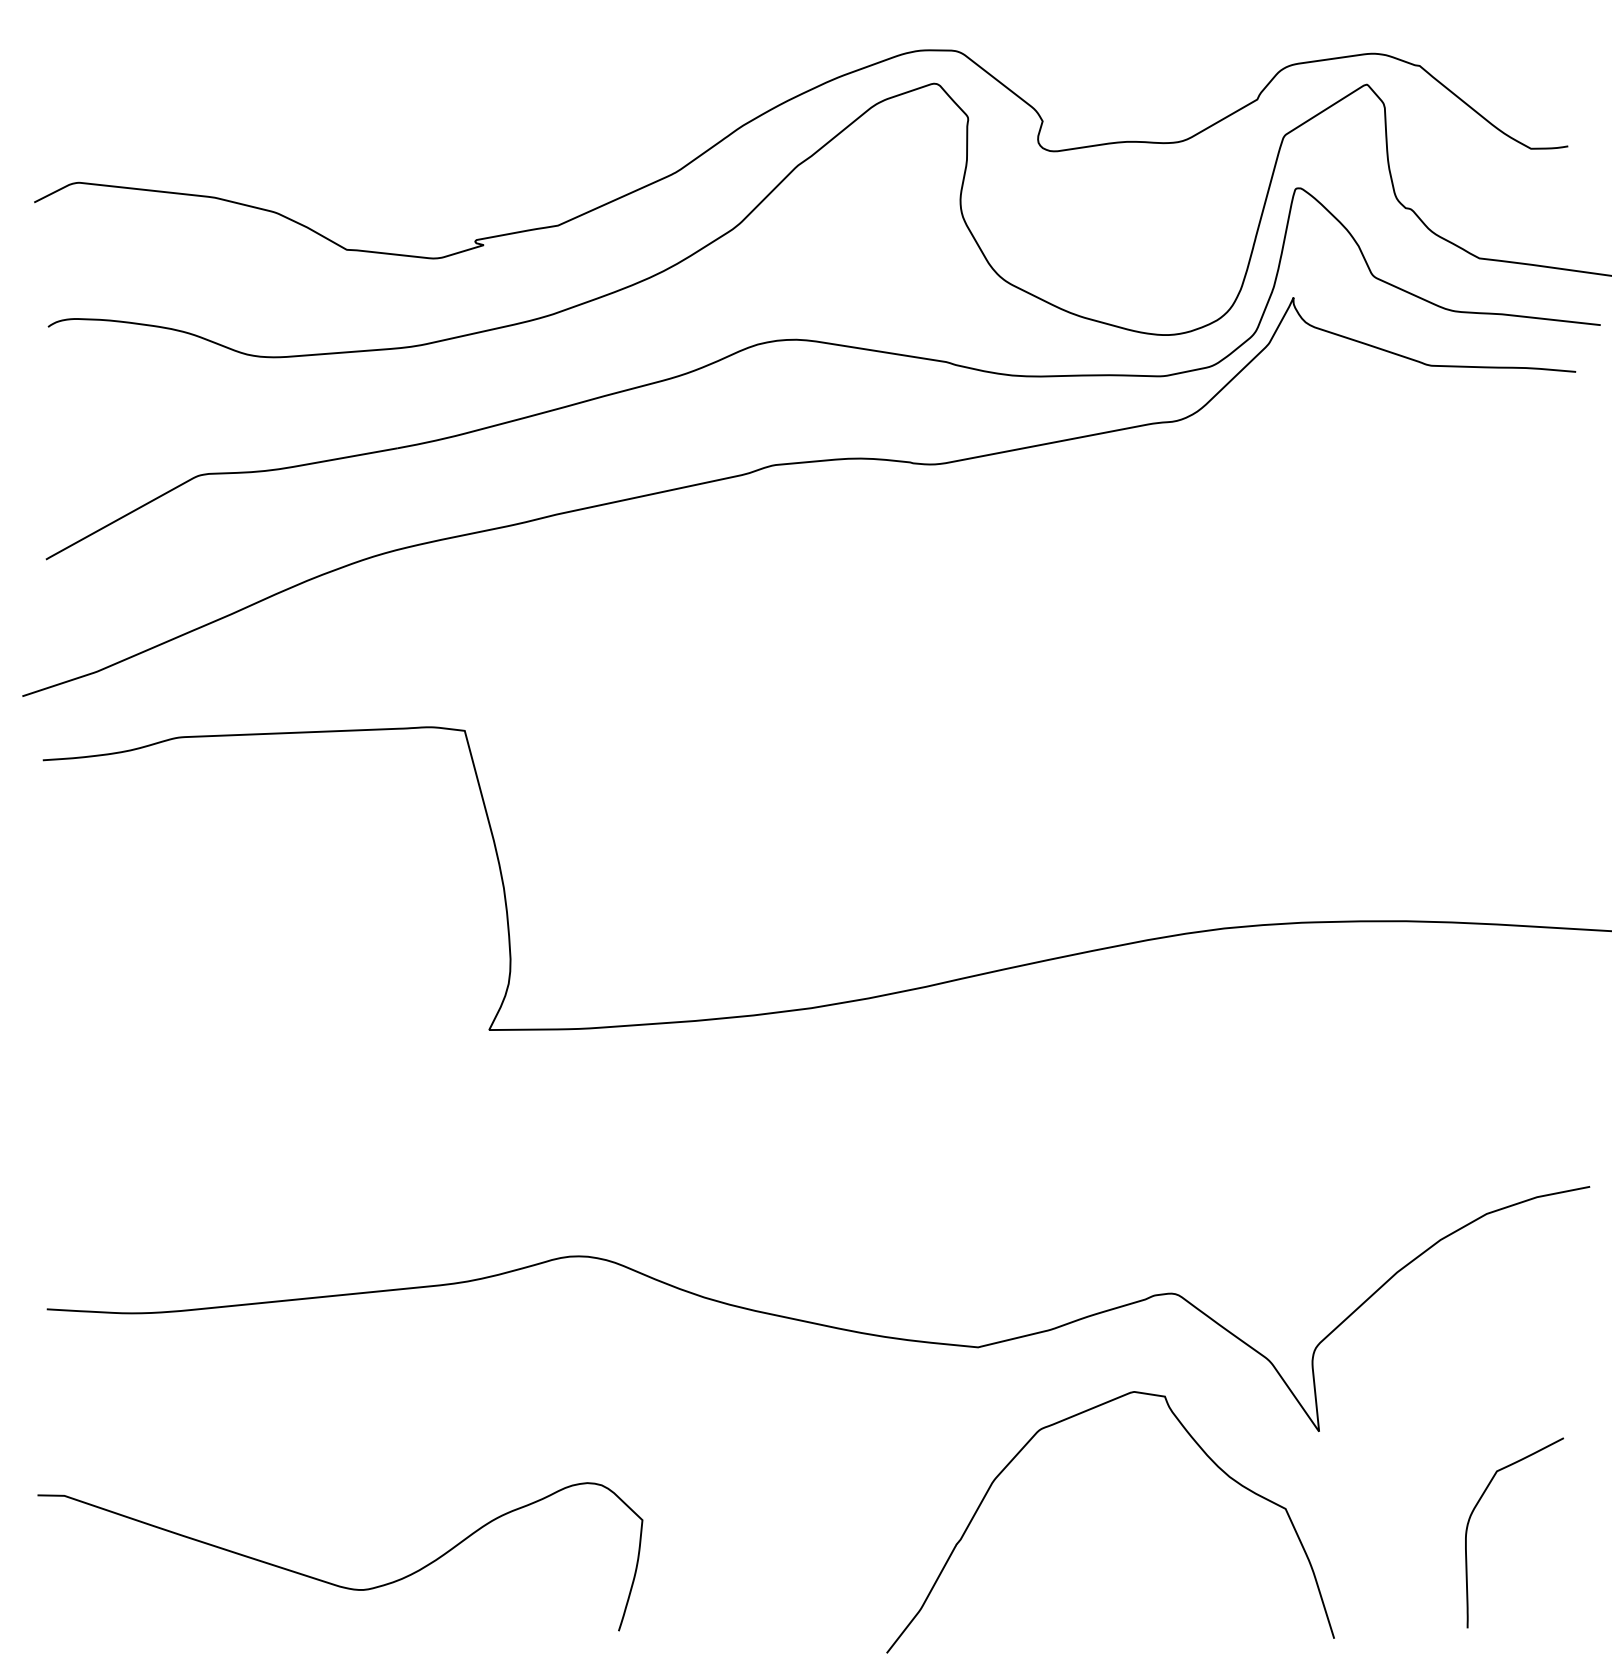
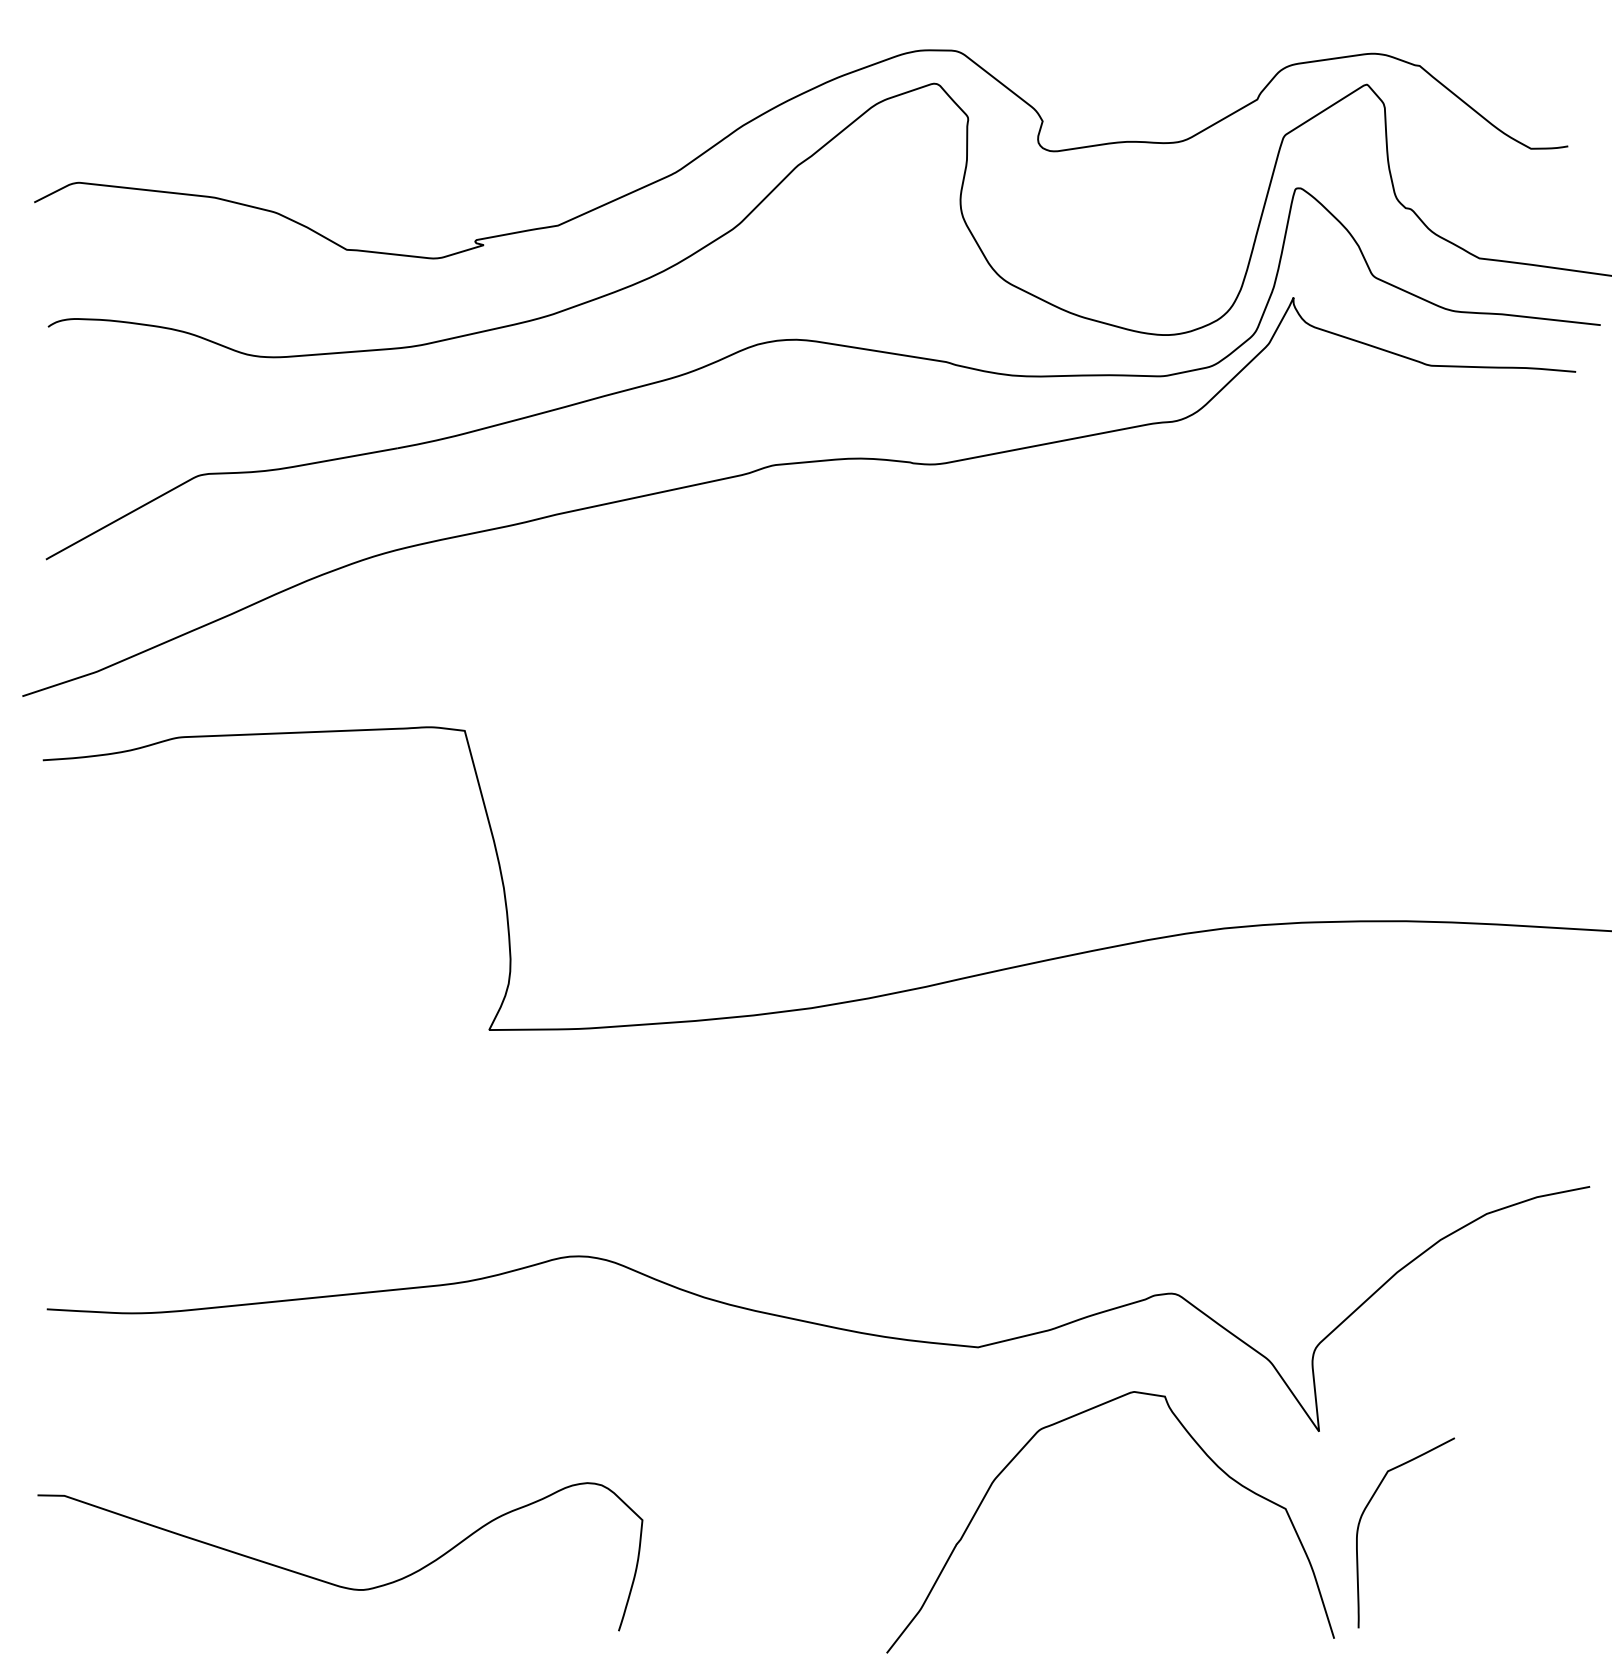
curve position: (1476, 1507) -> (1367, 1507) (1367, 1507)
